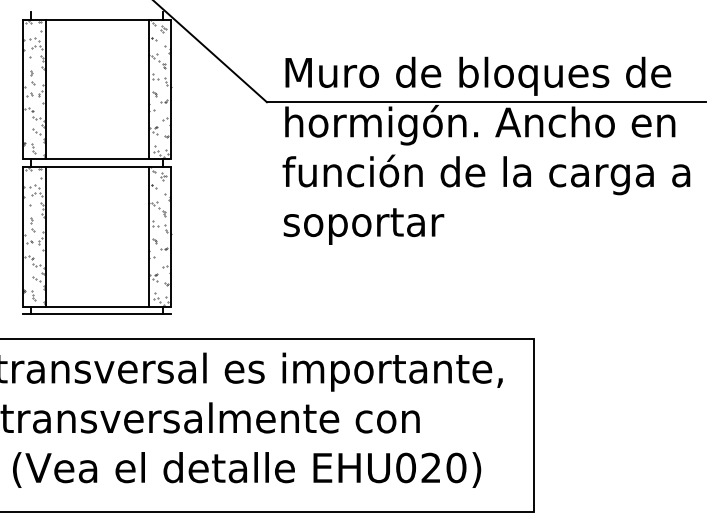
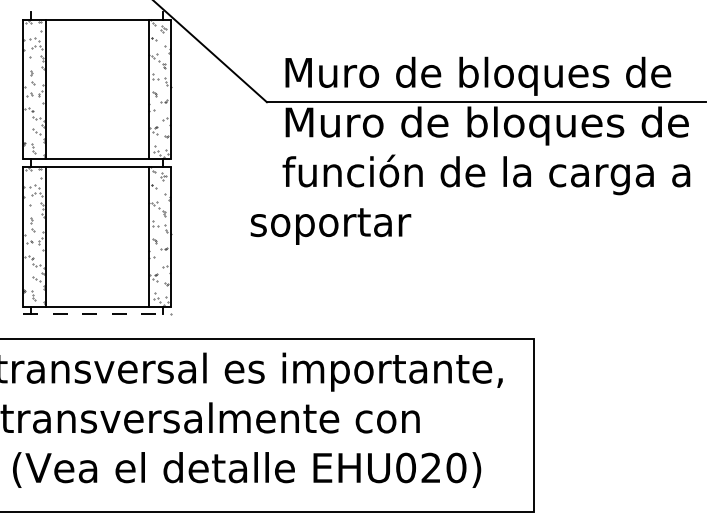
text: hormigón. Ancho en -> Muro de bloques de (486, 124)
text position: (363, 226) -> (330, 226) (330, 226)
line: solid -> dashed (97, 313)
